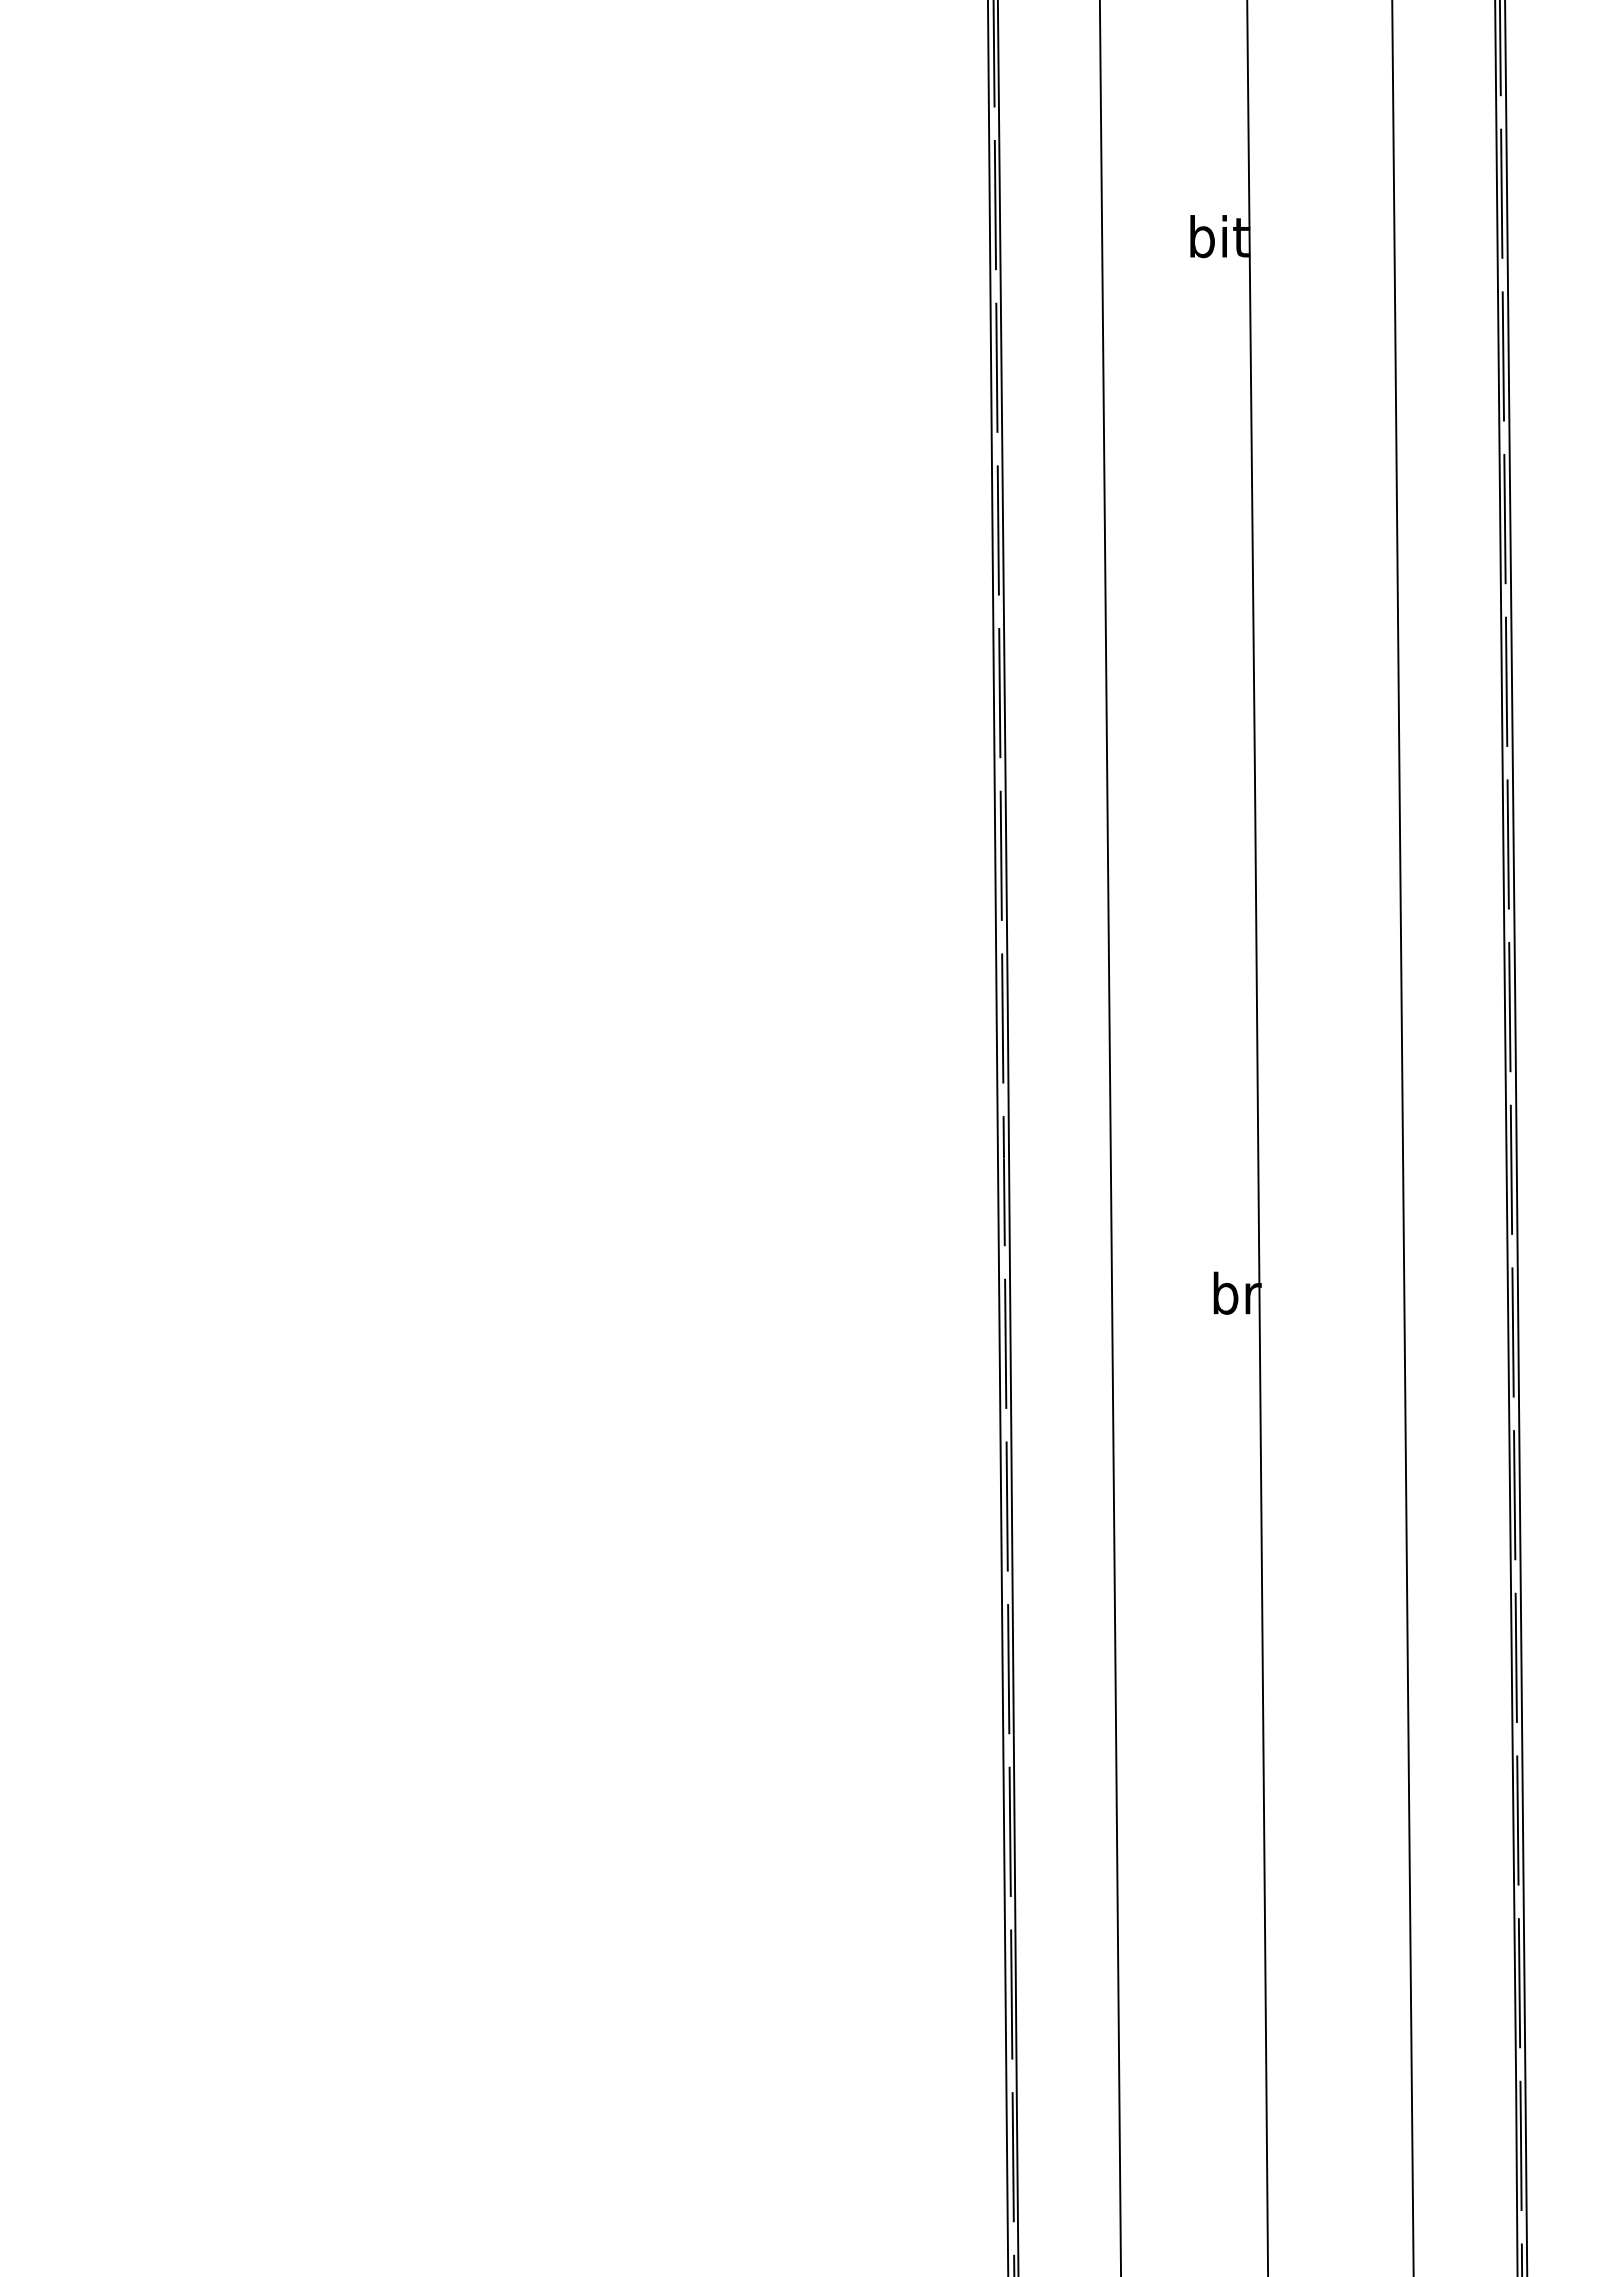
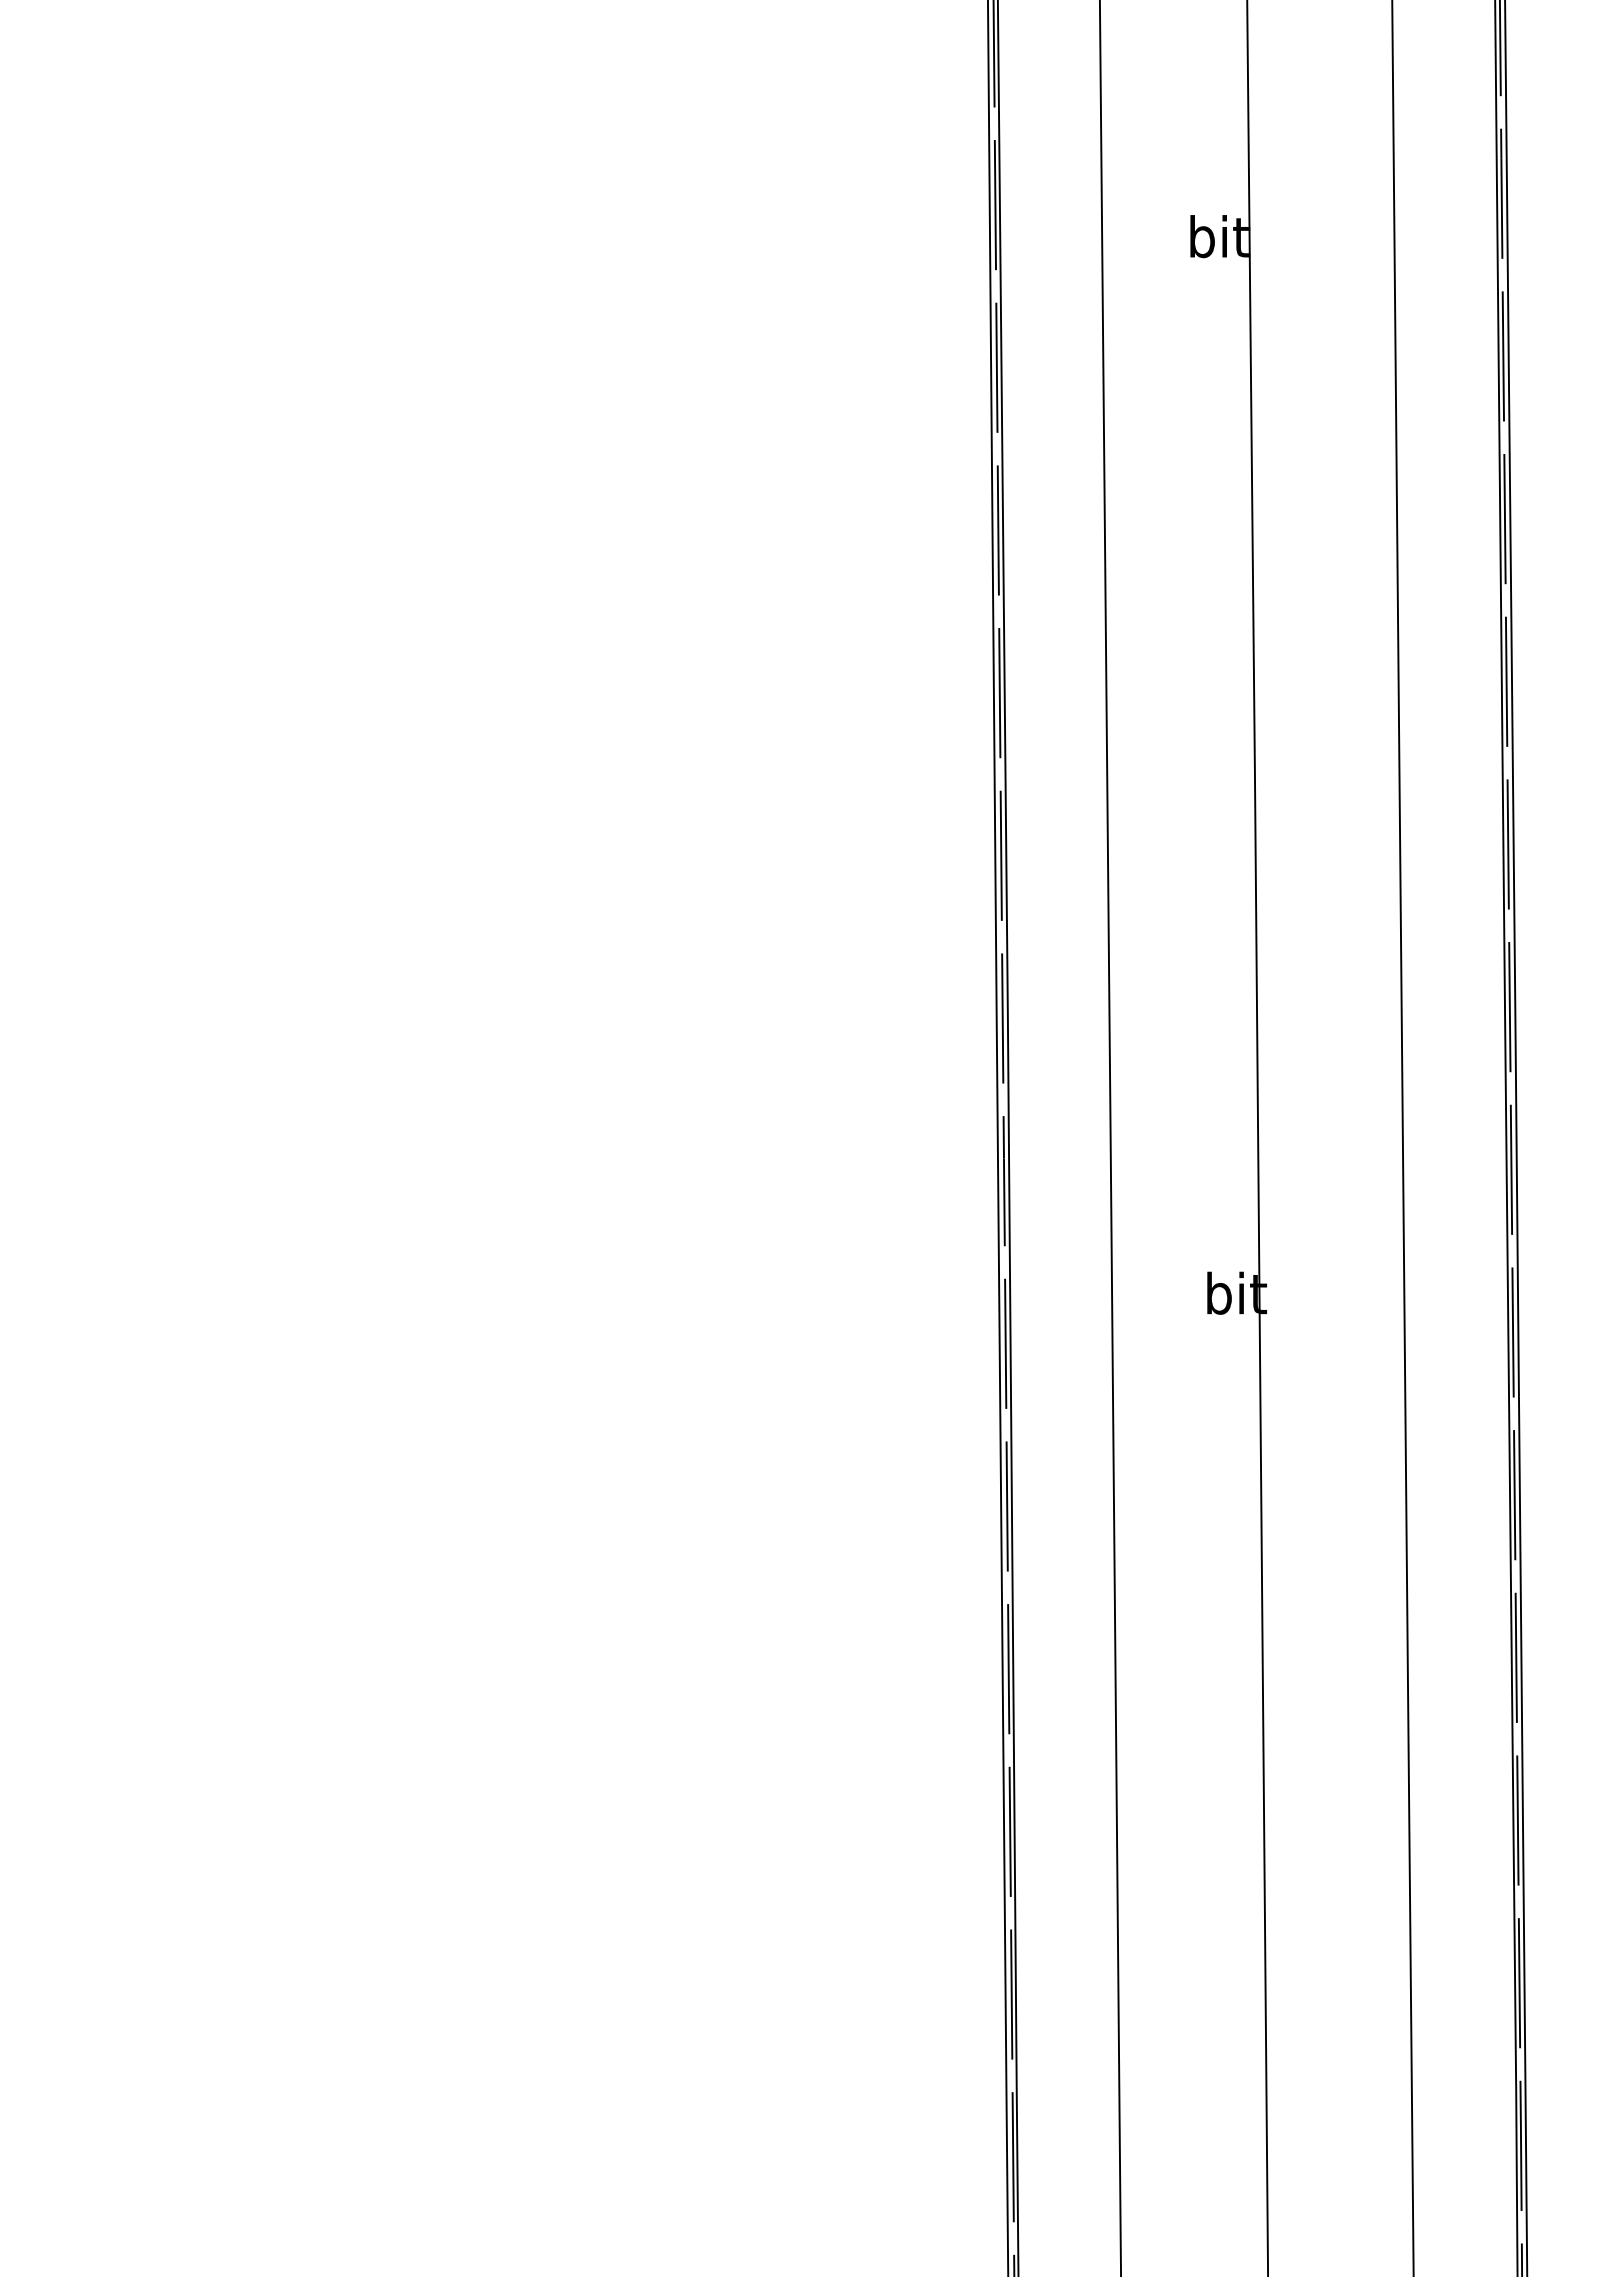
text: br -> bit (1237, 1292)
